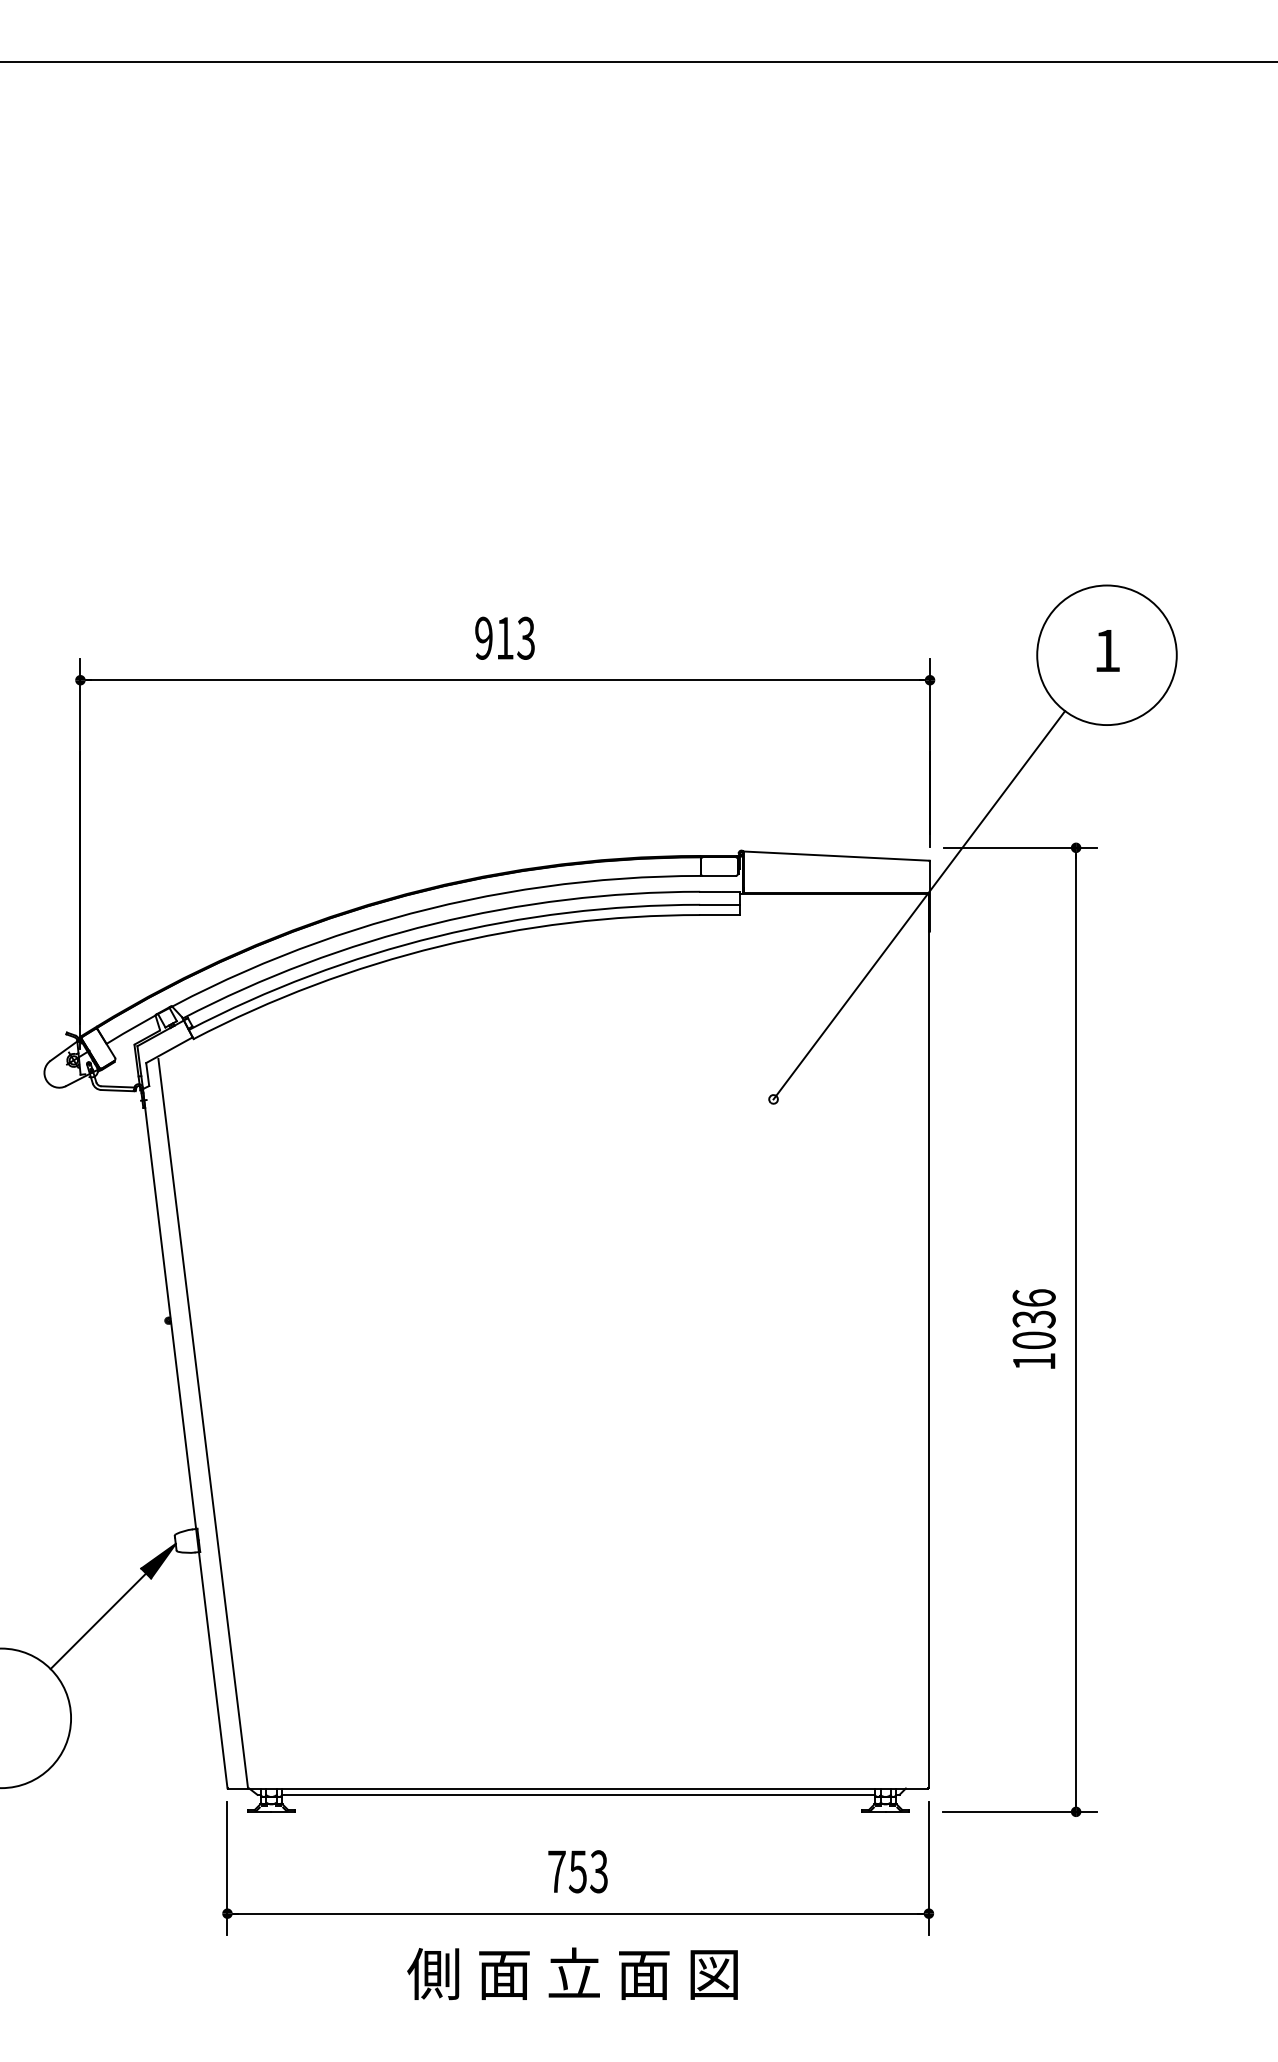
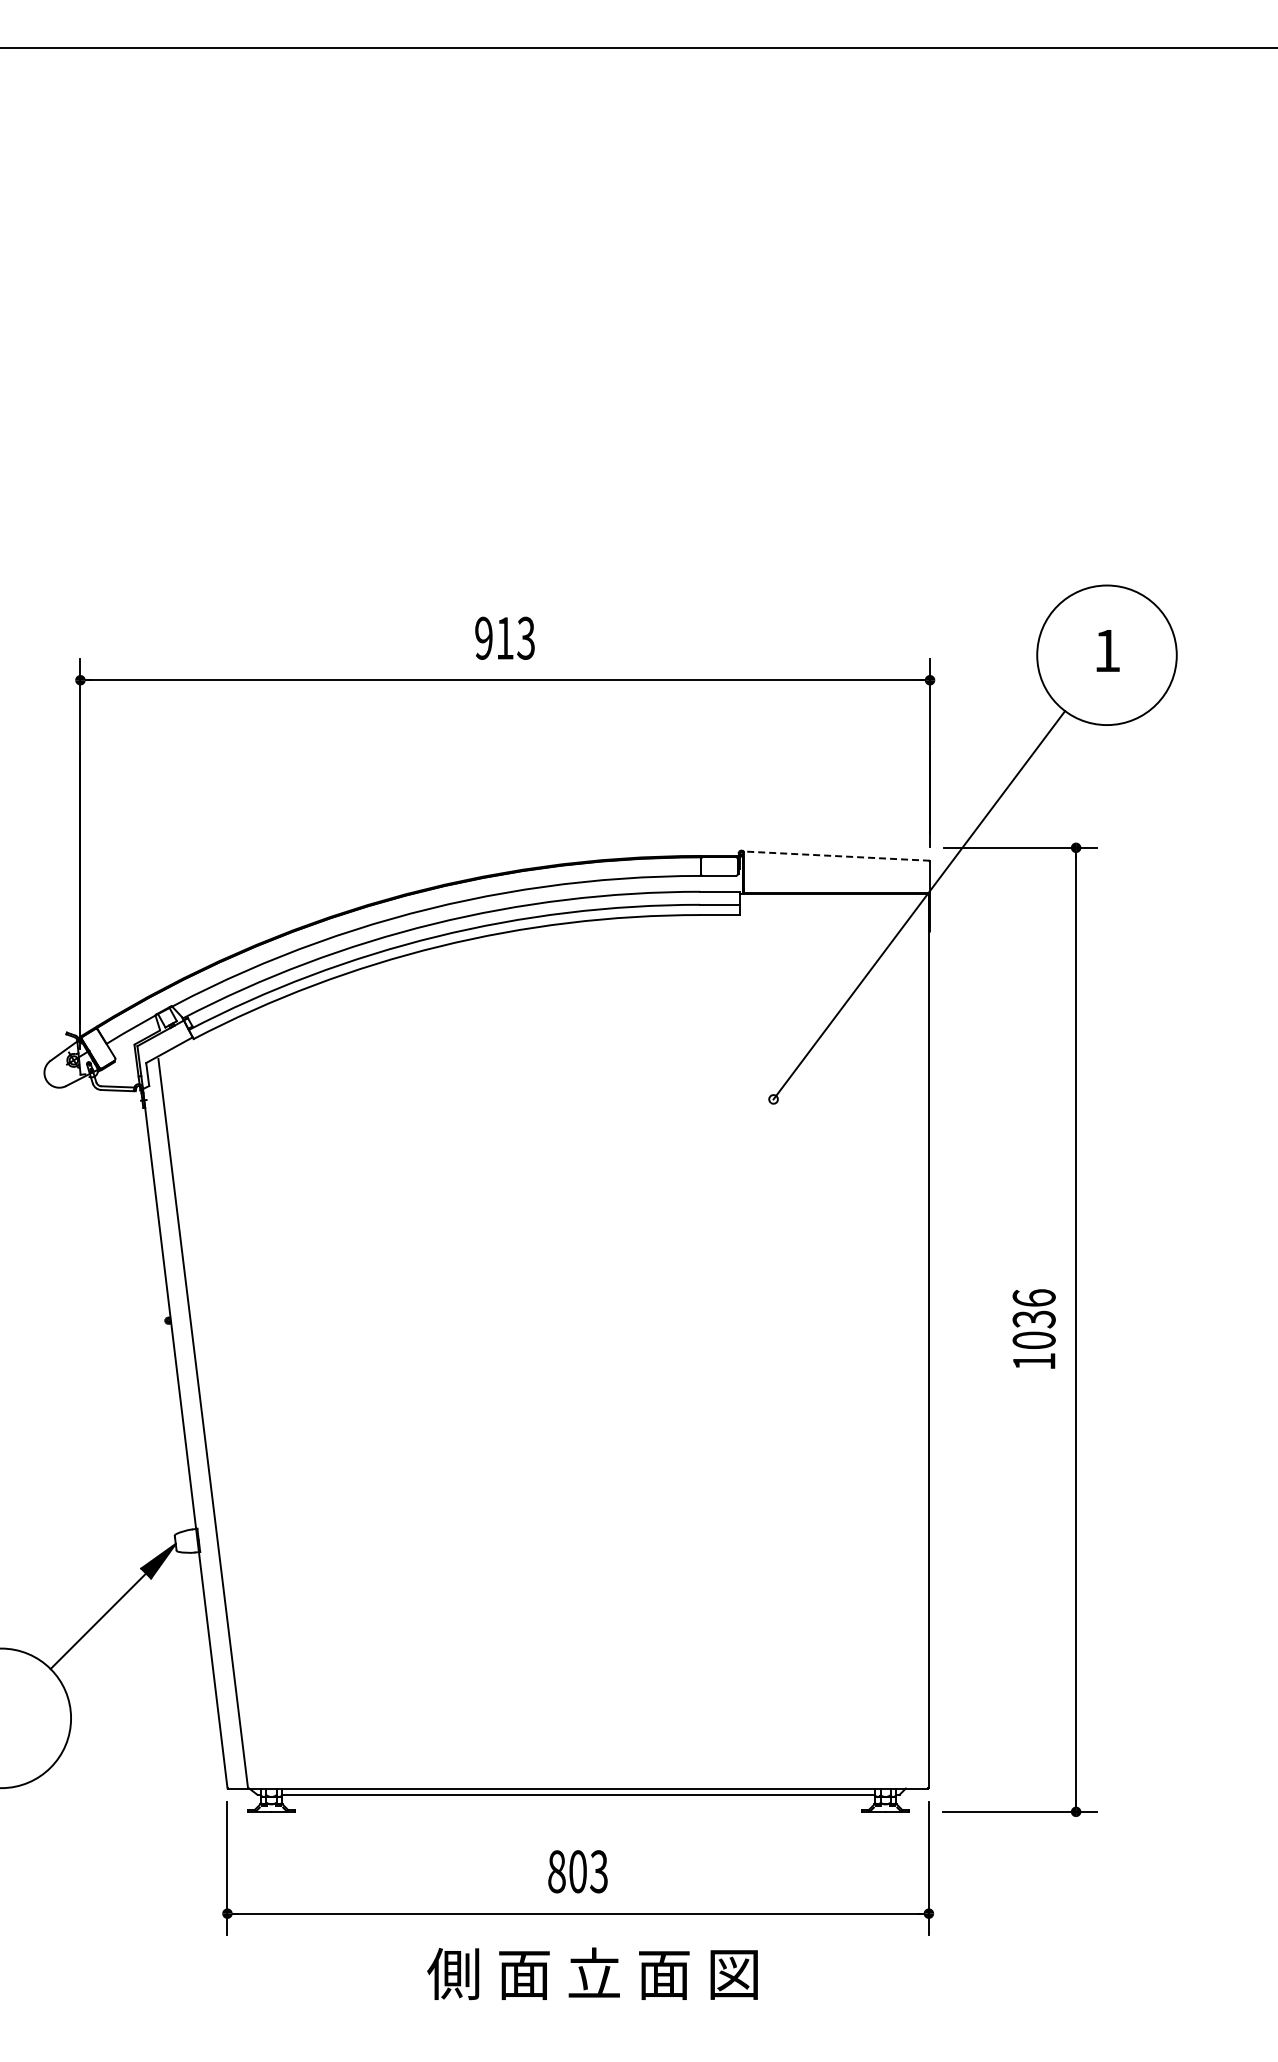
line position: (638, 61) -> (638, 47) (638, 47)
line: solid -> dashed (836, 856)
text: 753 -> 803 (567, 1871)
text position: (572, 1973) -> (592, 1973) (592, 1973)
